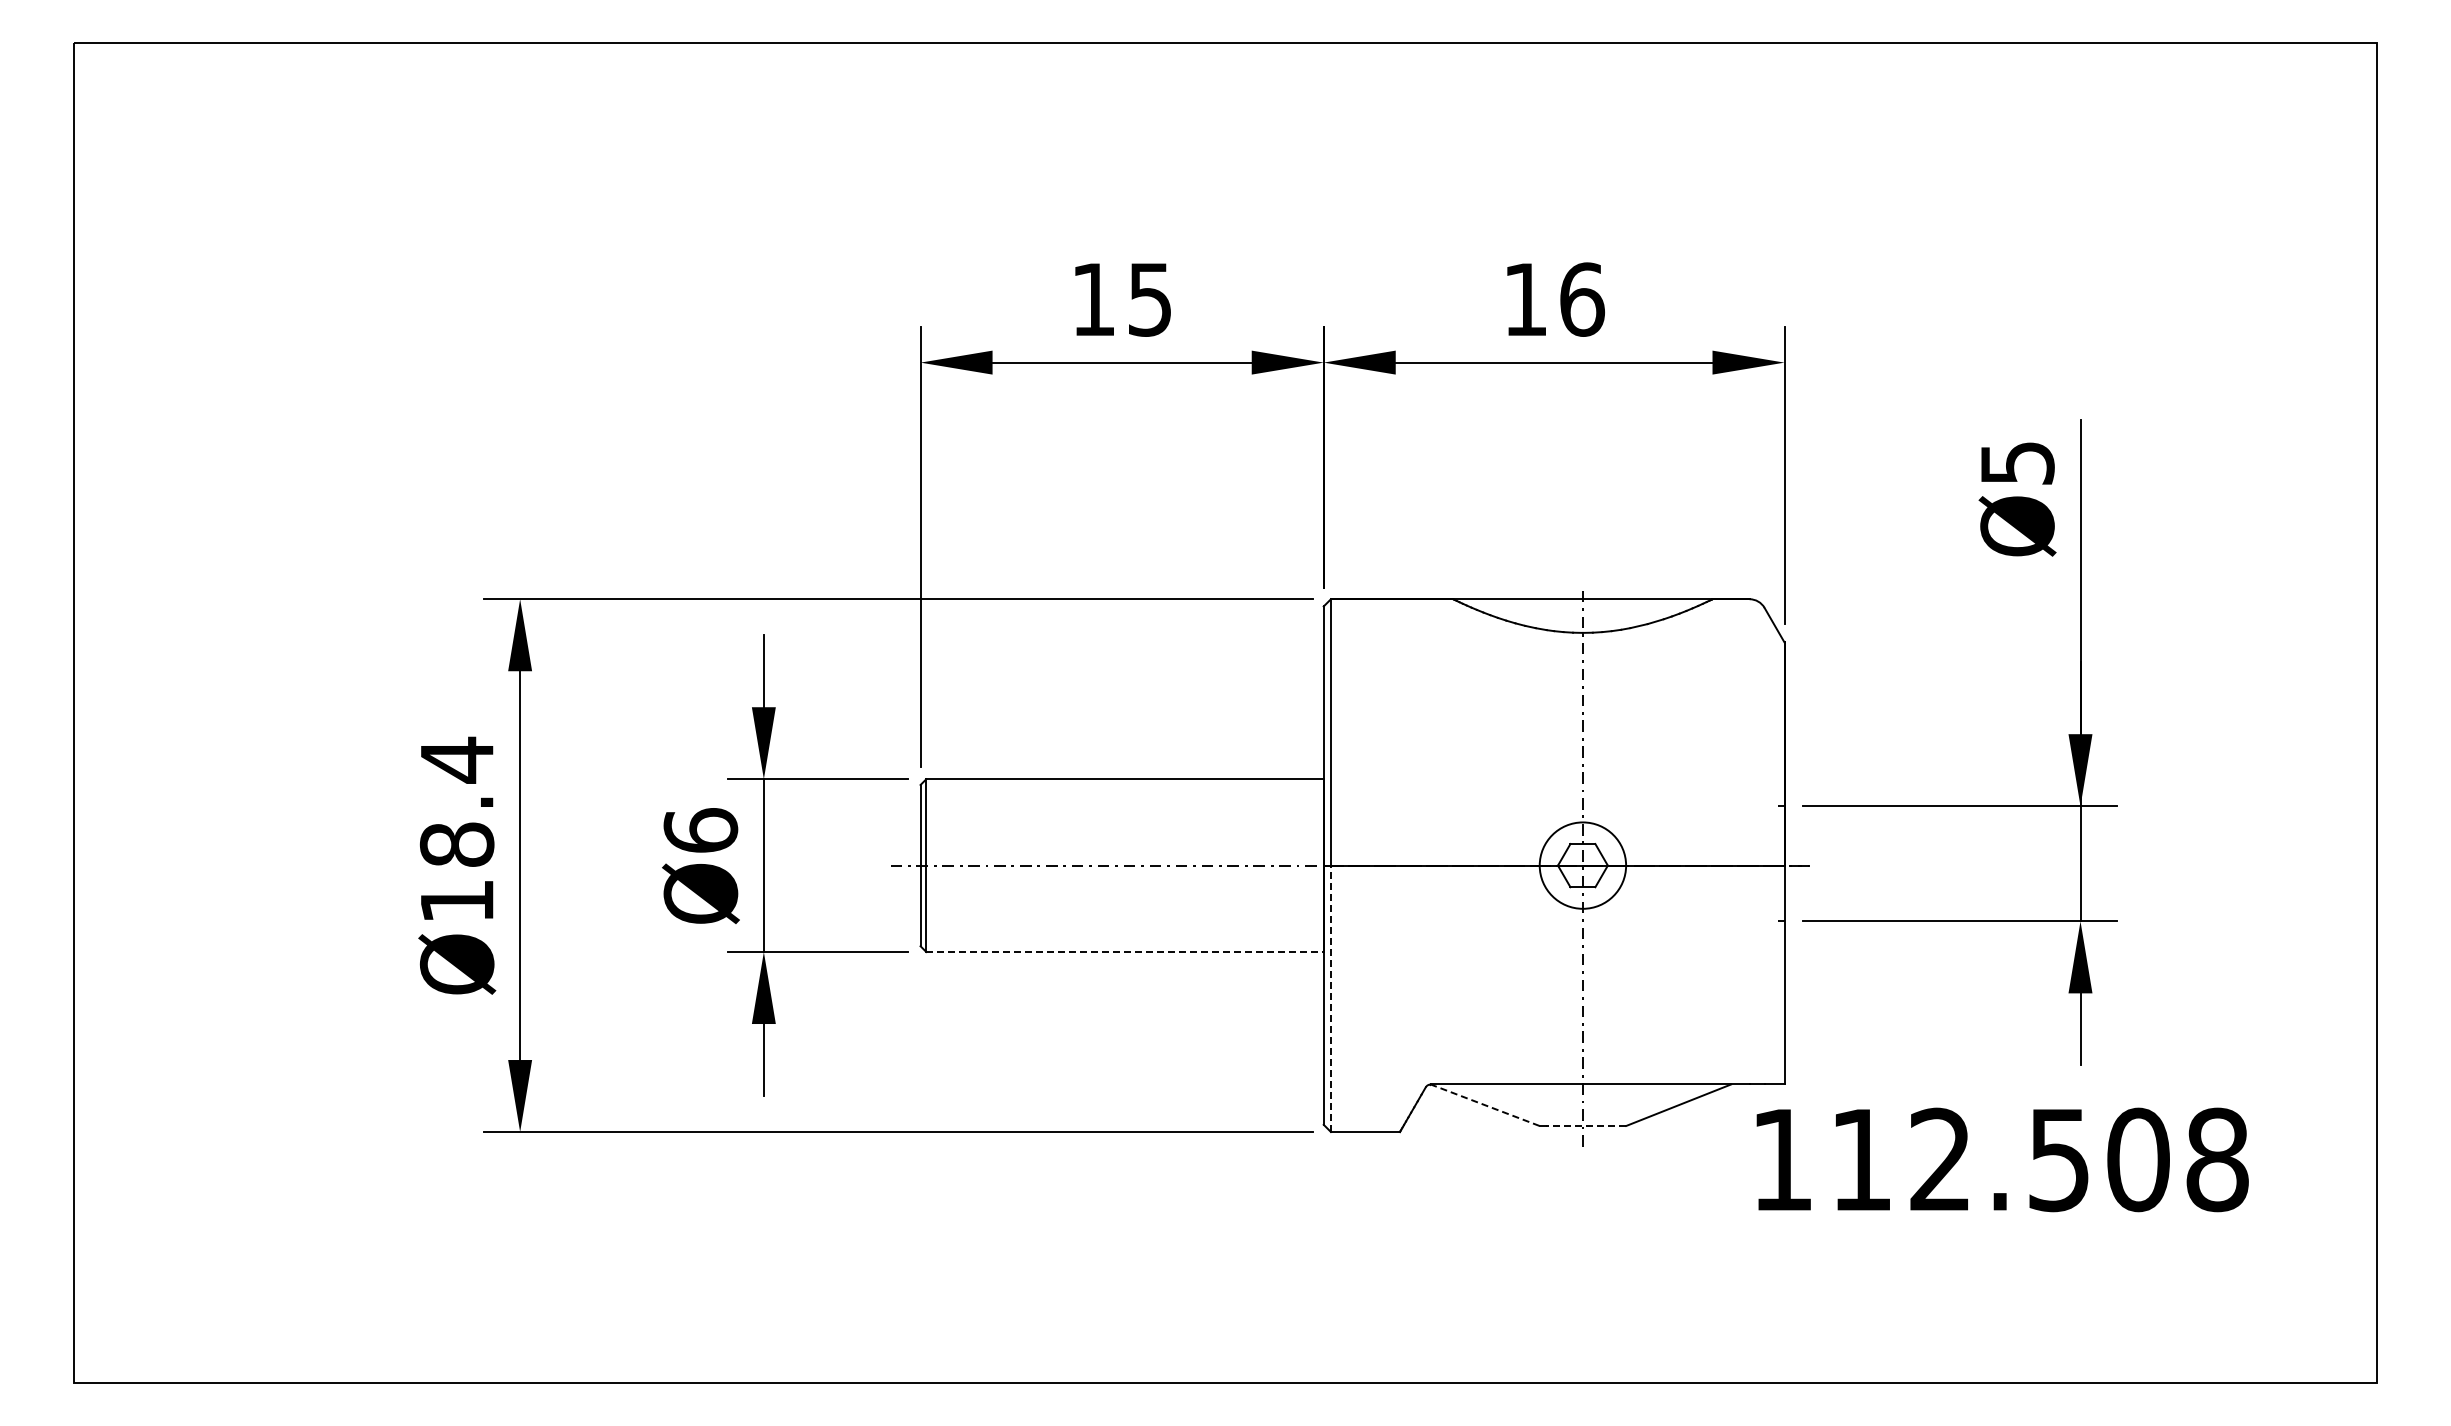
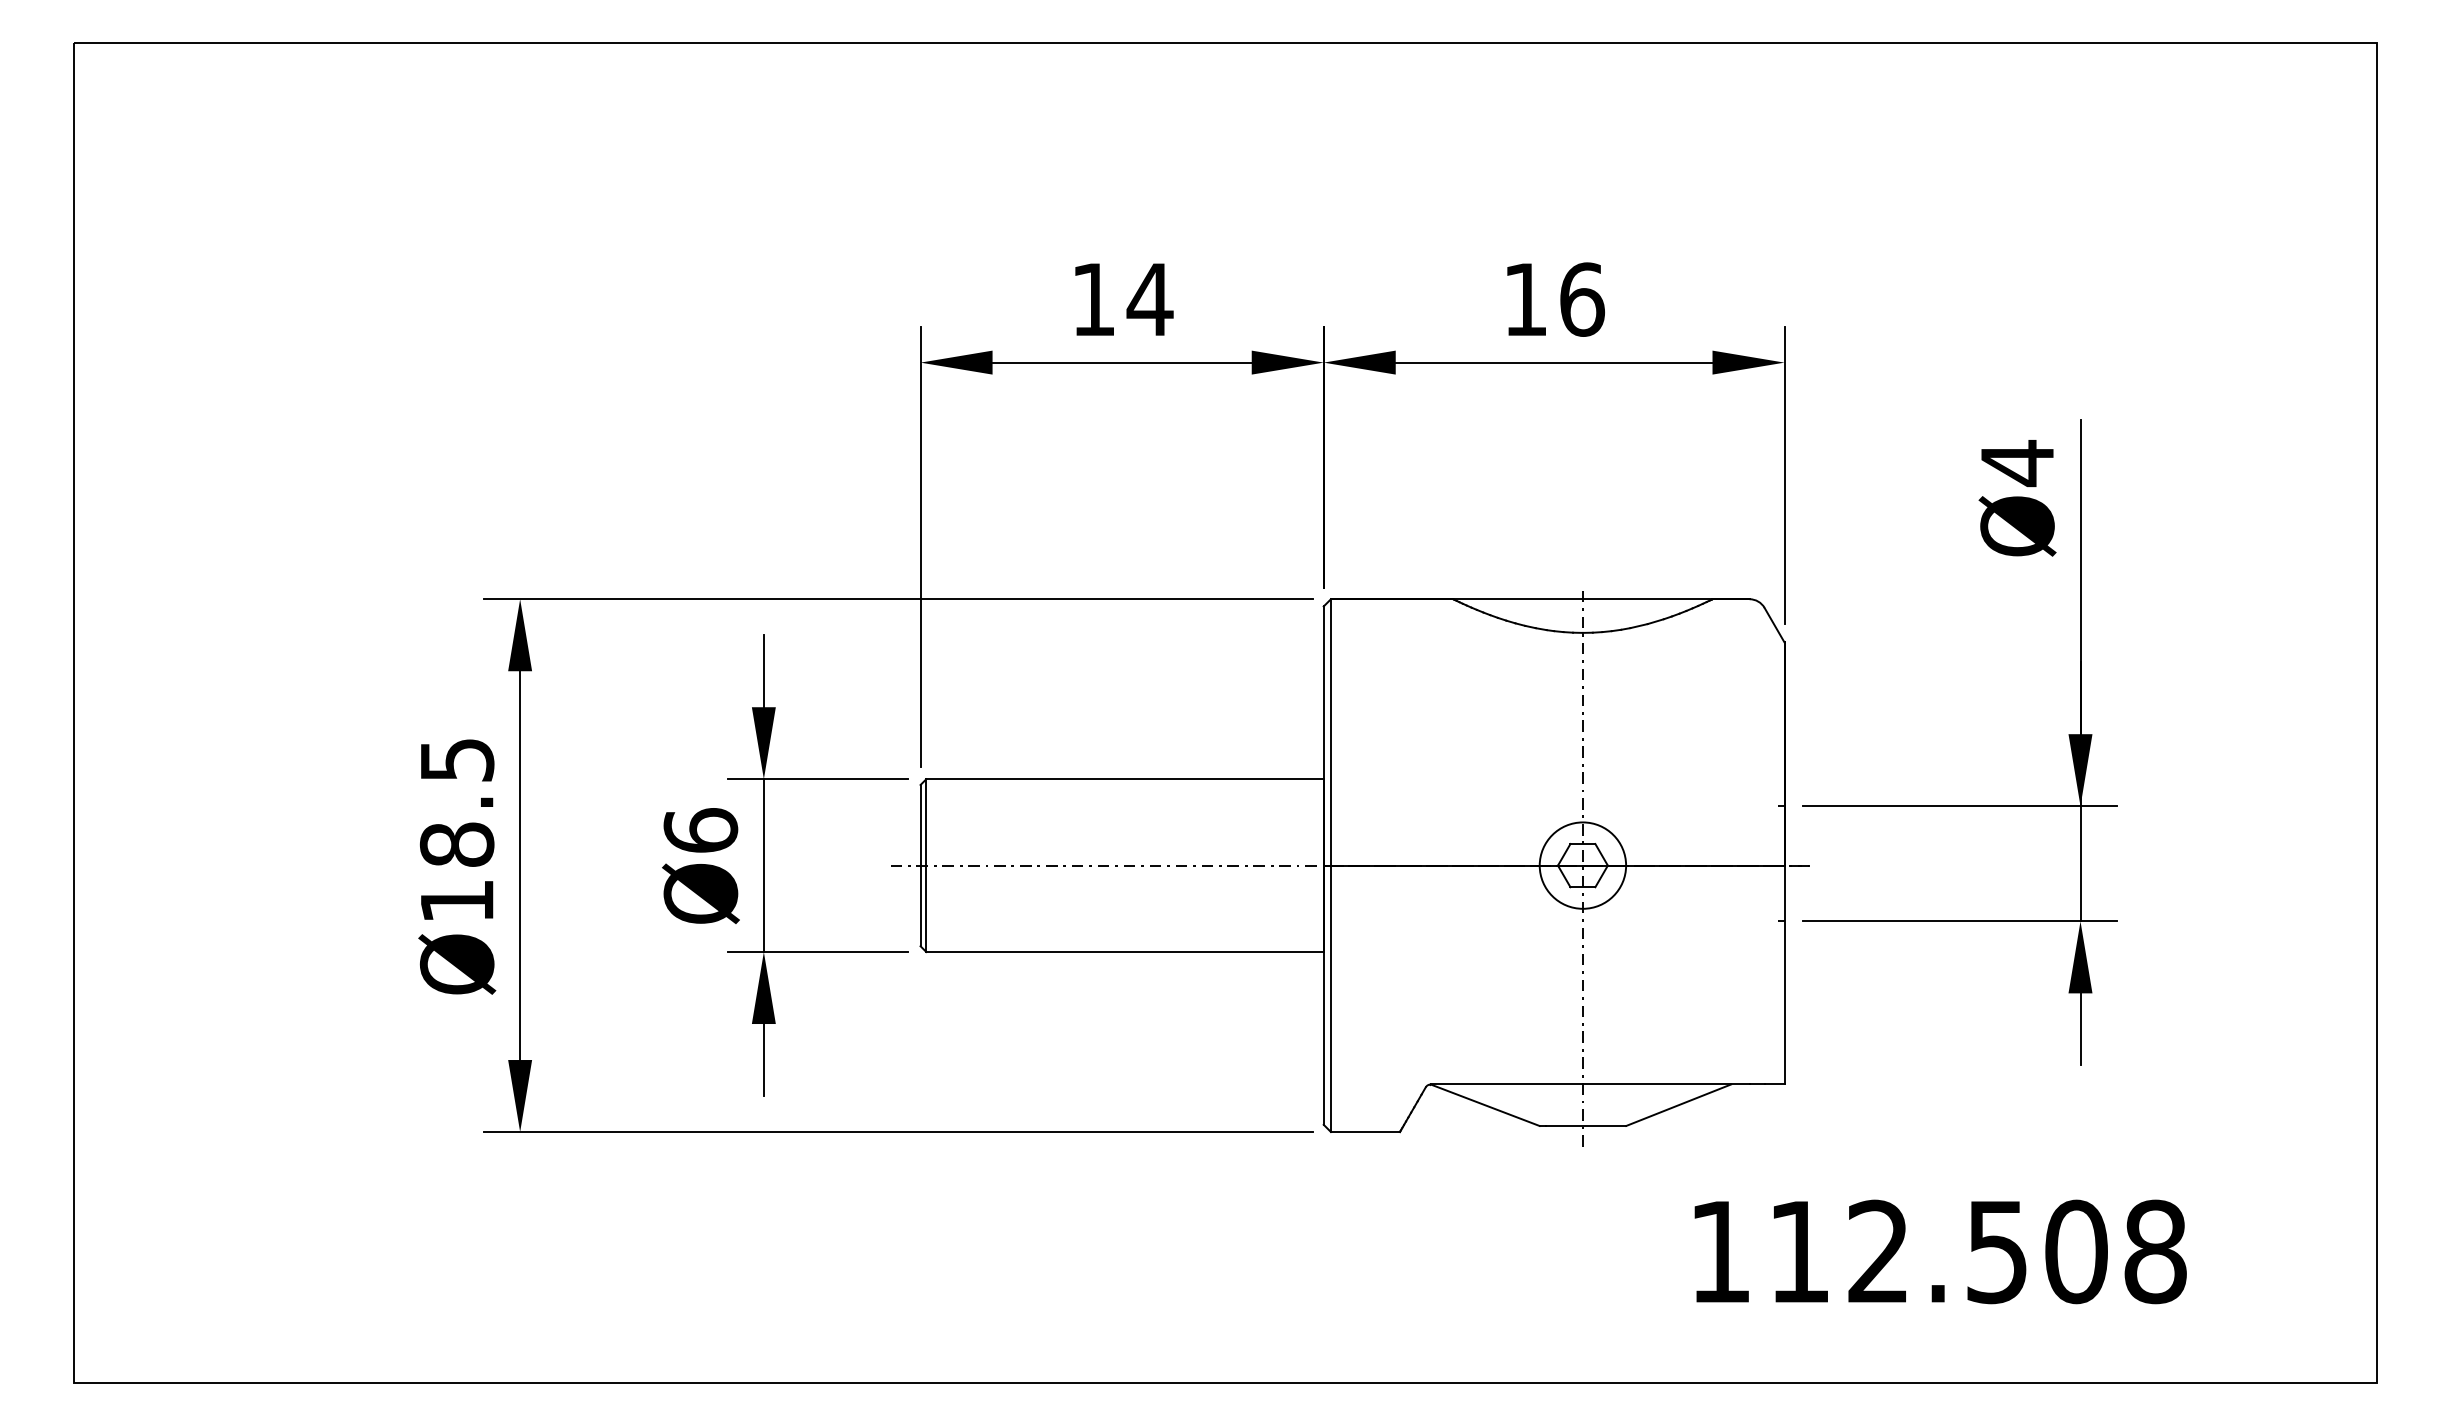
text: 15 -> 14 (1149, 299)
text: Ø5 -> Ø4 (2017, 463)
text: Ø18.4 -> Ø18.5 (457, 759)
line: dashed -> solid (1125, 952)
line: dashed -> solid (1330, 998)
line: dashed -> solid (1484, 1105)
line: dashed -> solid (1585, 1125)
text position: (2002, 1159) -> (1940, 1251) (1940, 1251)
